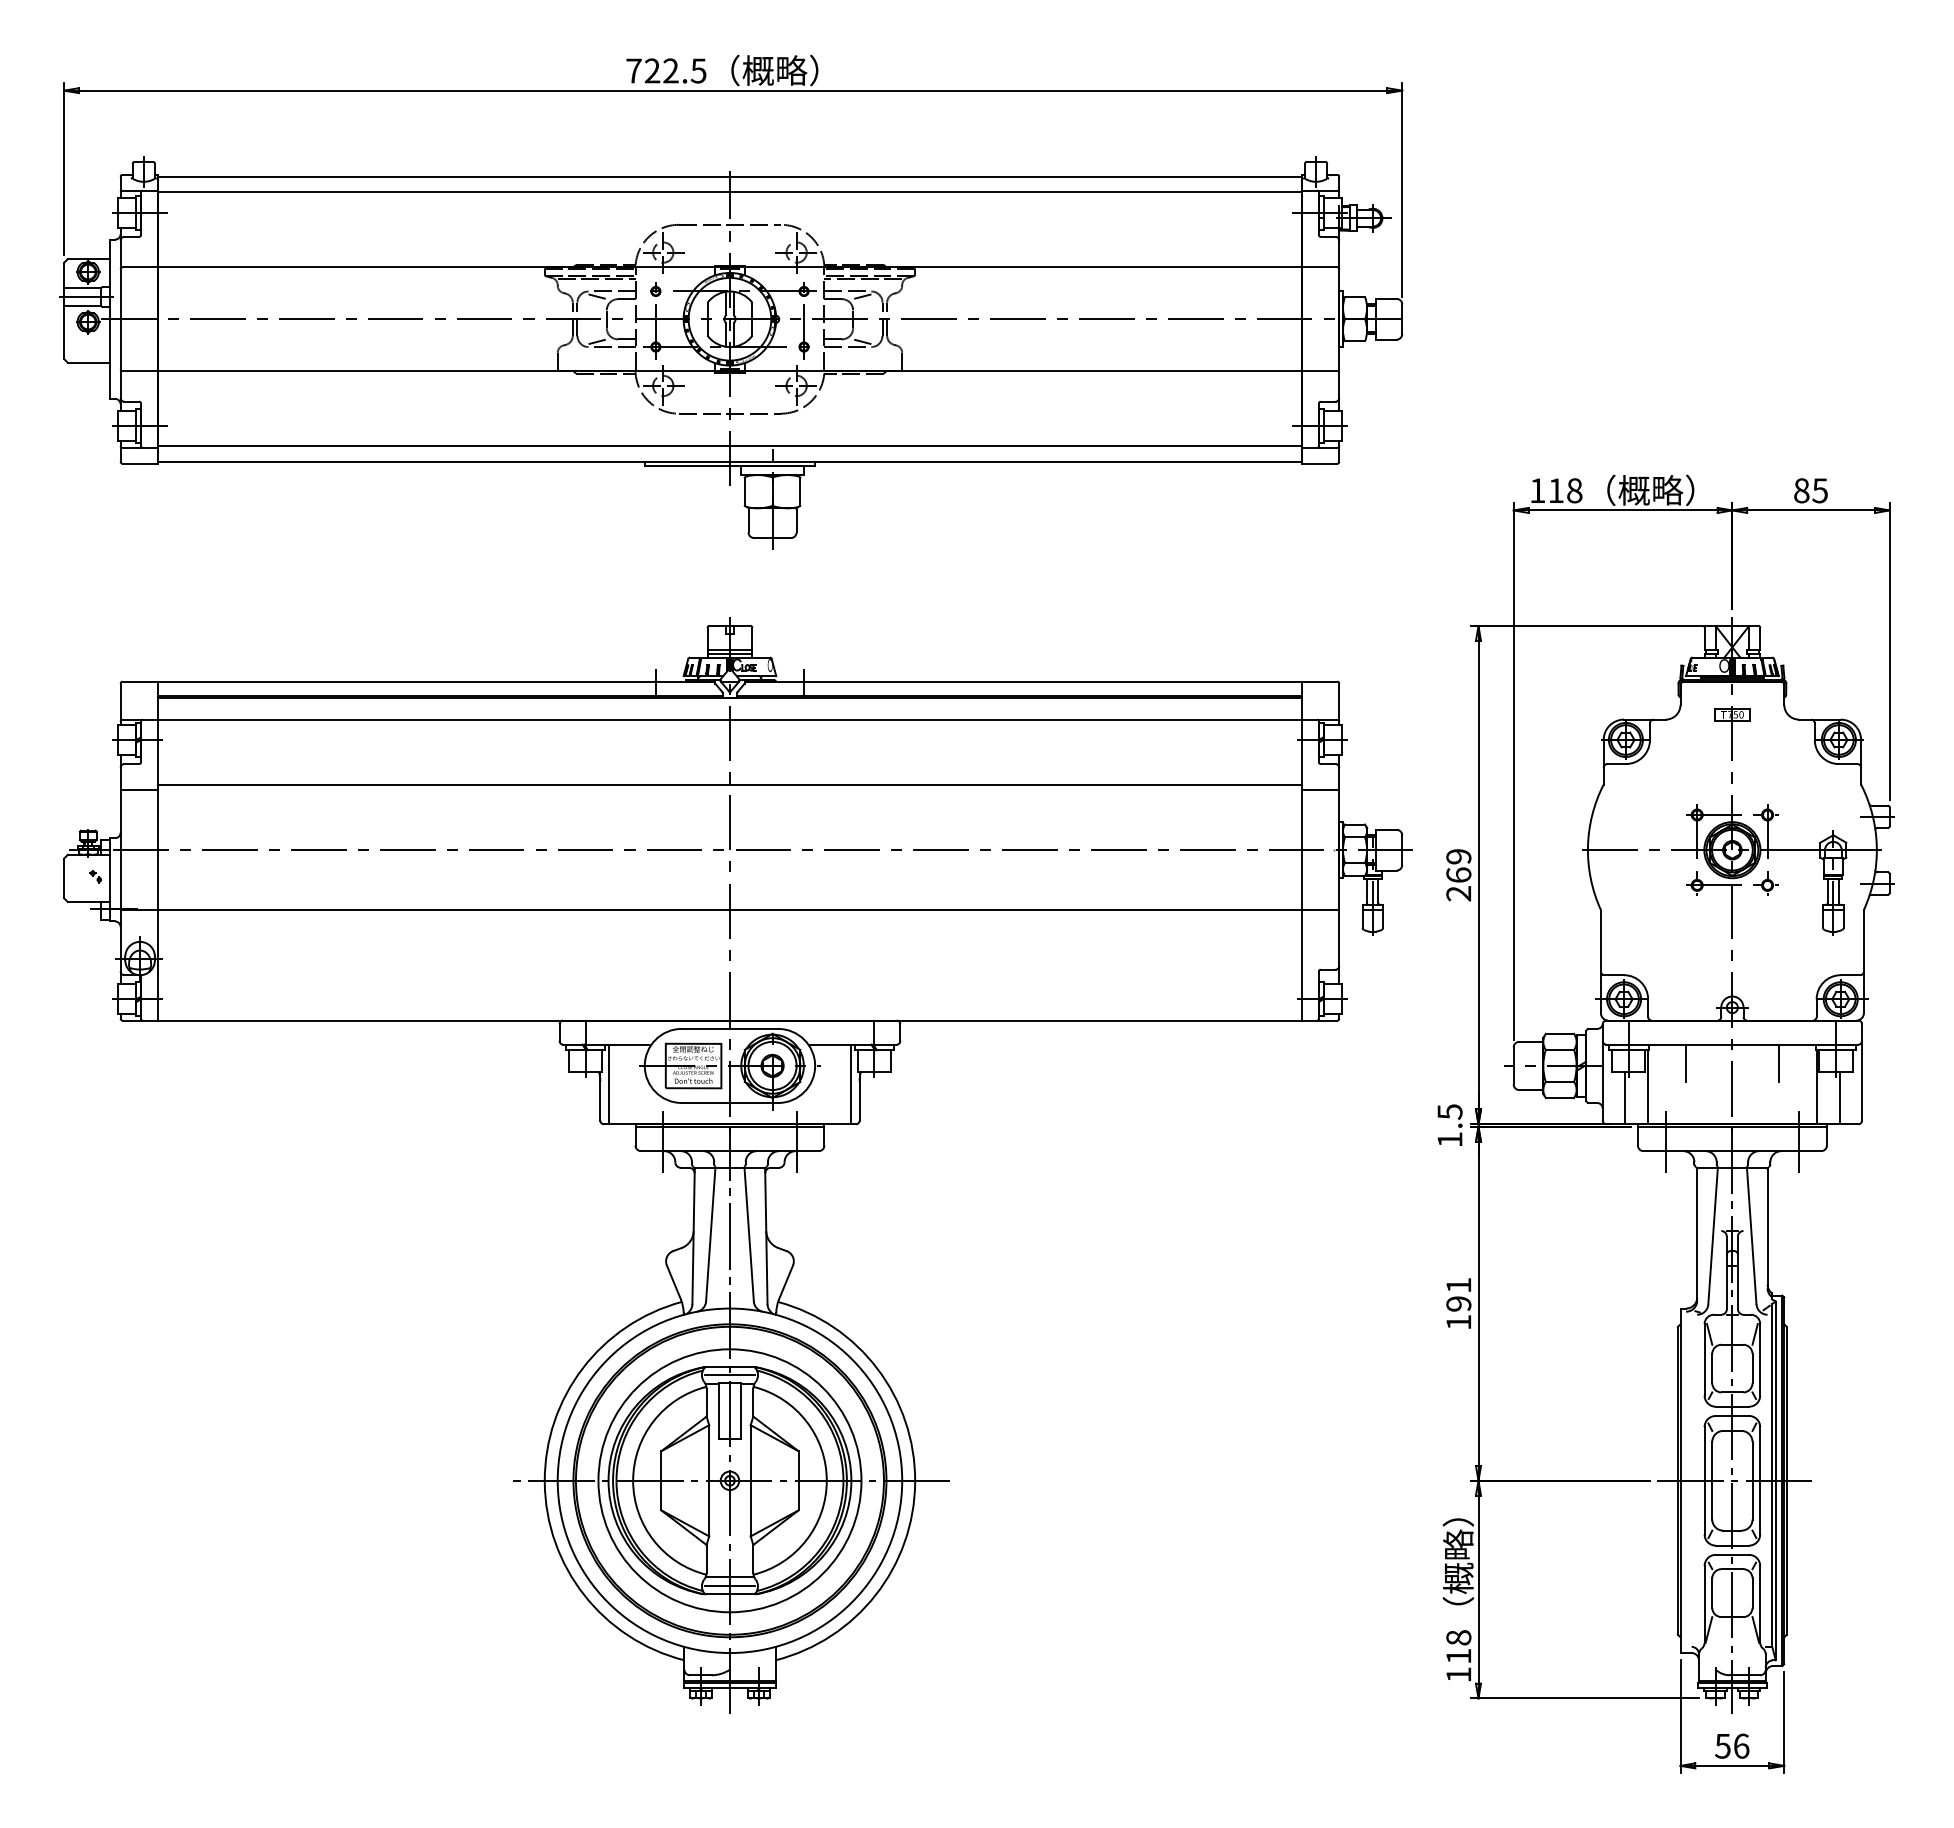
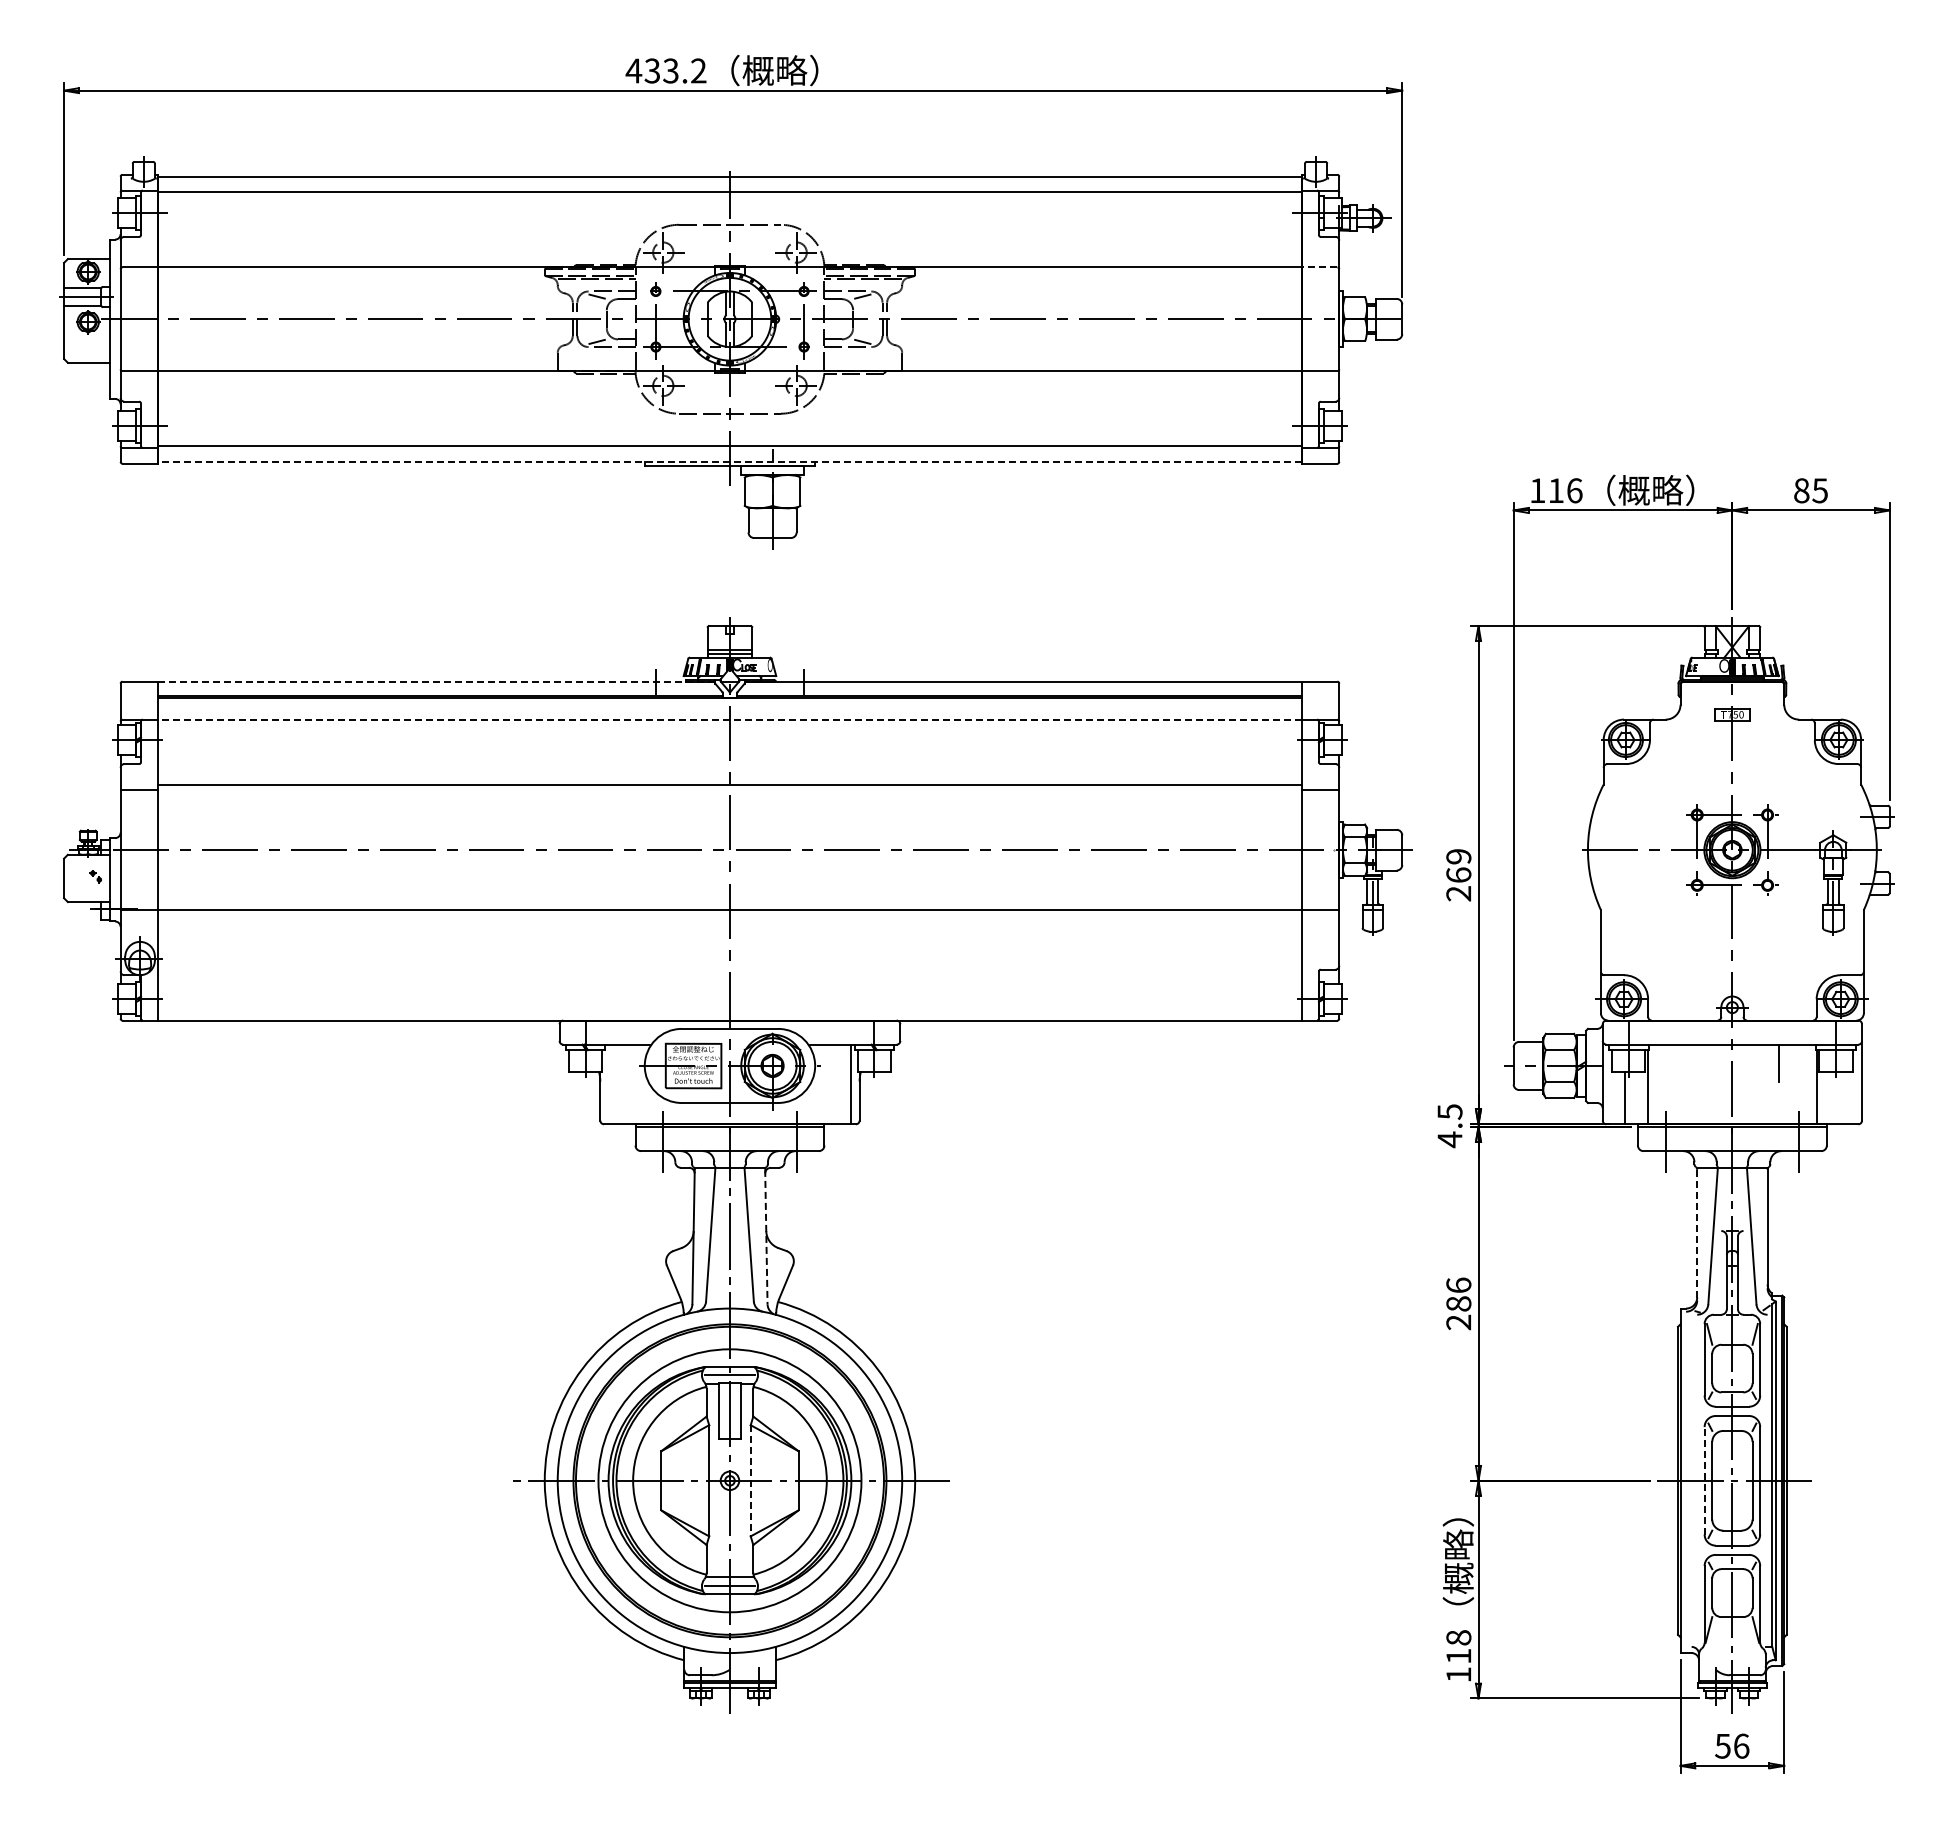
text: 722.5 -> 433.2 (665, 70)
line: solid -> dashed (1319, 267)
line: solid -> dashed (729, 461)
text: 118 -> 116 (1574, 490)
line: solid -> dashed (436, 681)
line: solid -> dashed (729, 719)
line: present -> none (1686, 1062)
line: present -> none (609, 1084)
line: present -> none (1839, 1098)
text: 1.5 -> 4.5 (1449, 1139)
line: solid -> dashed (1697, 1235)
line: solid -> dashed (766, 1237)
text: 191 -> 286 (1458, 1303)
line: solid -> dashed (750, 1480)
line: solid -> dashed (1704, 1480)
